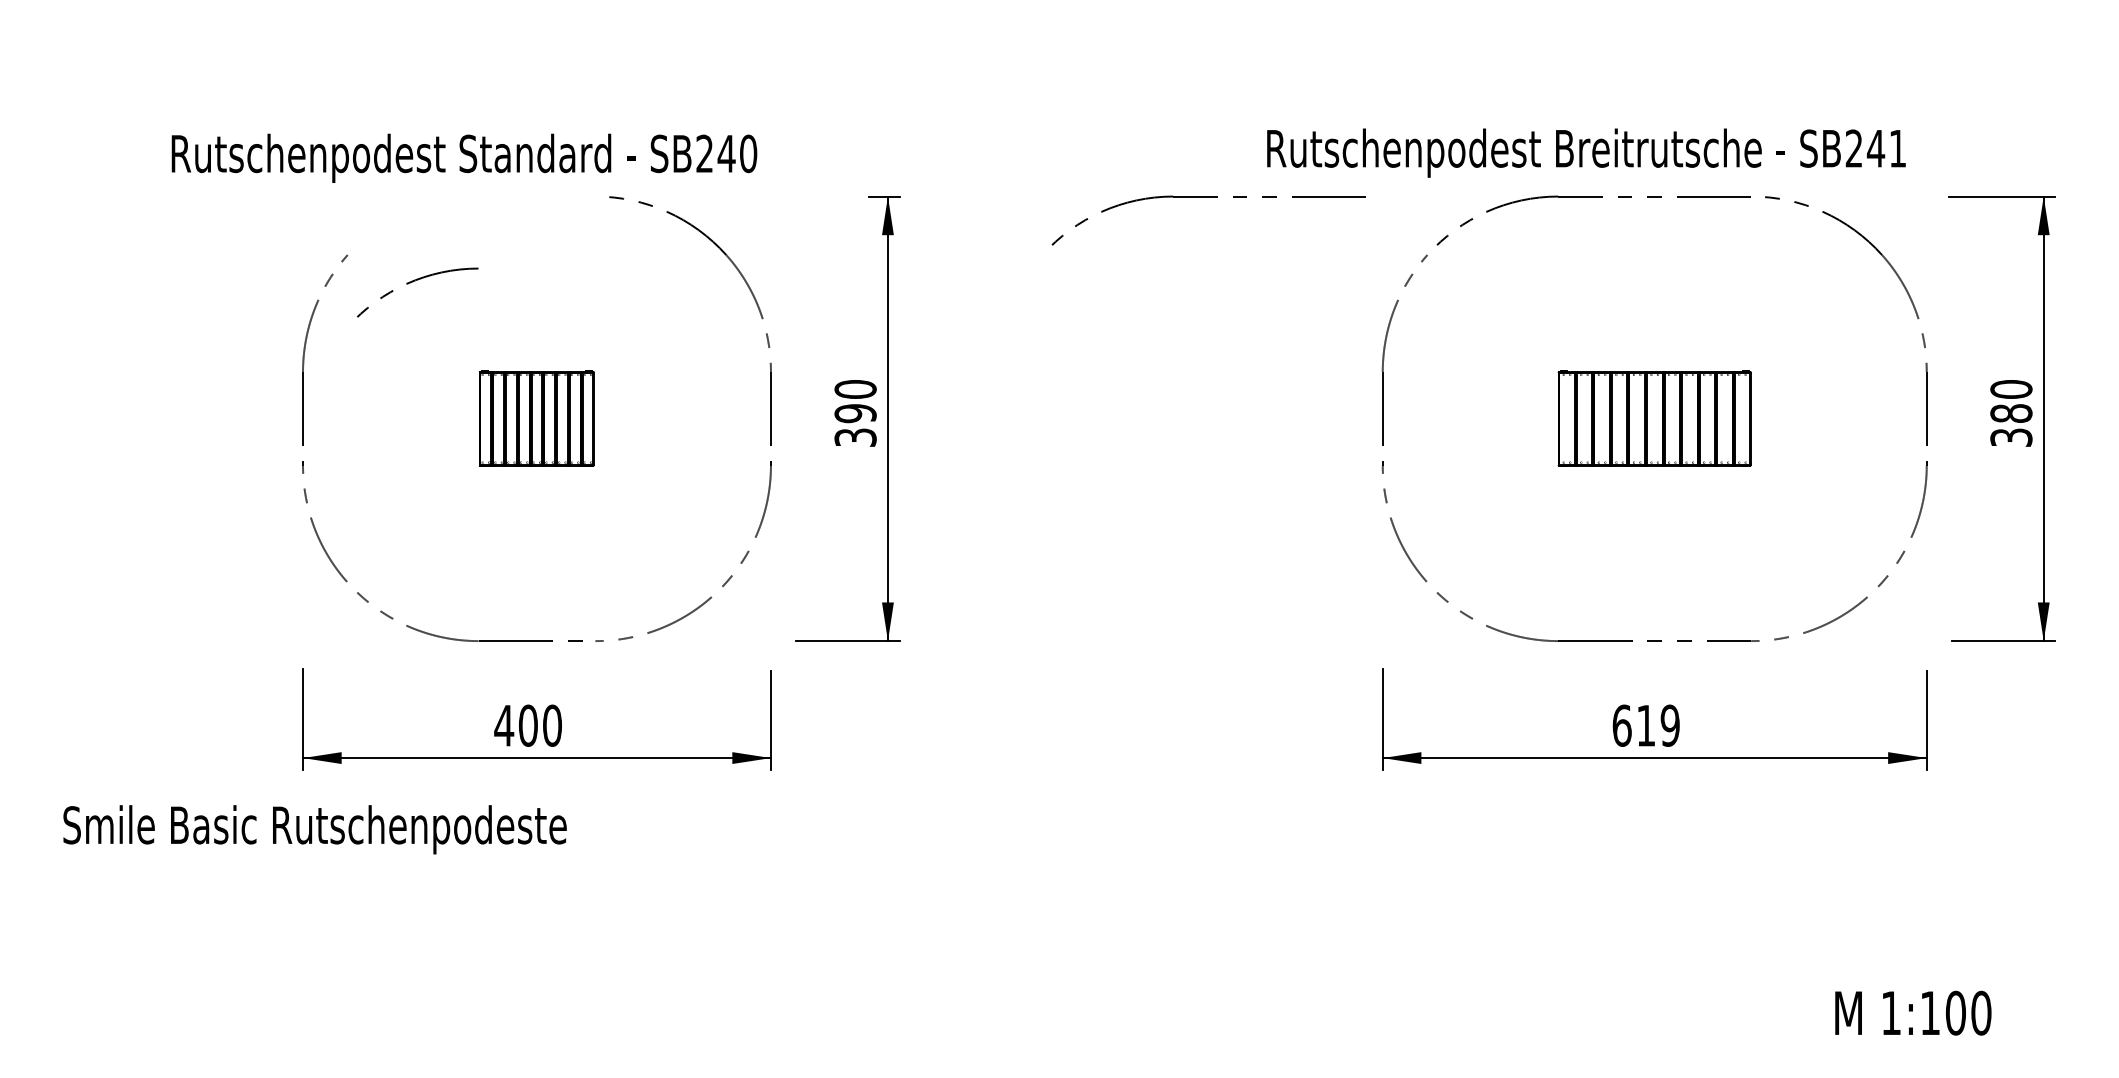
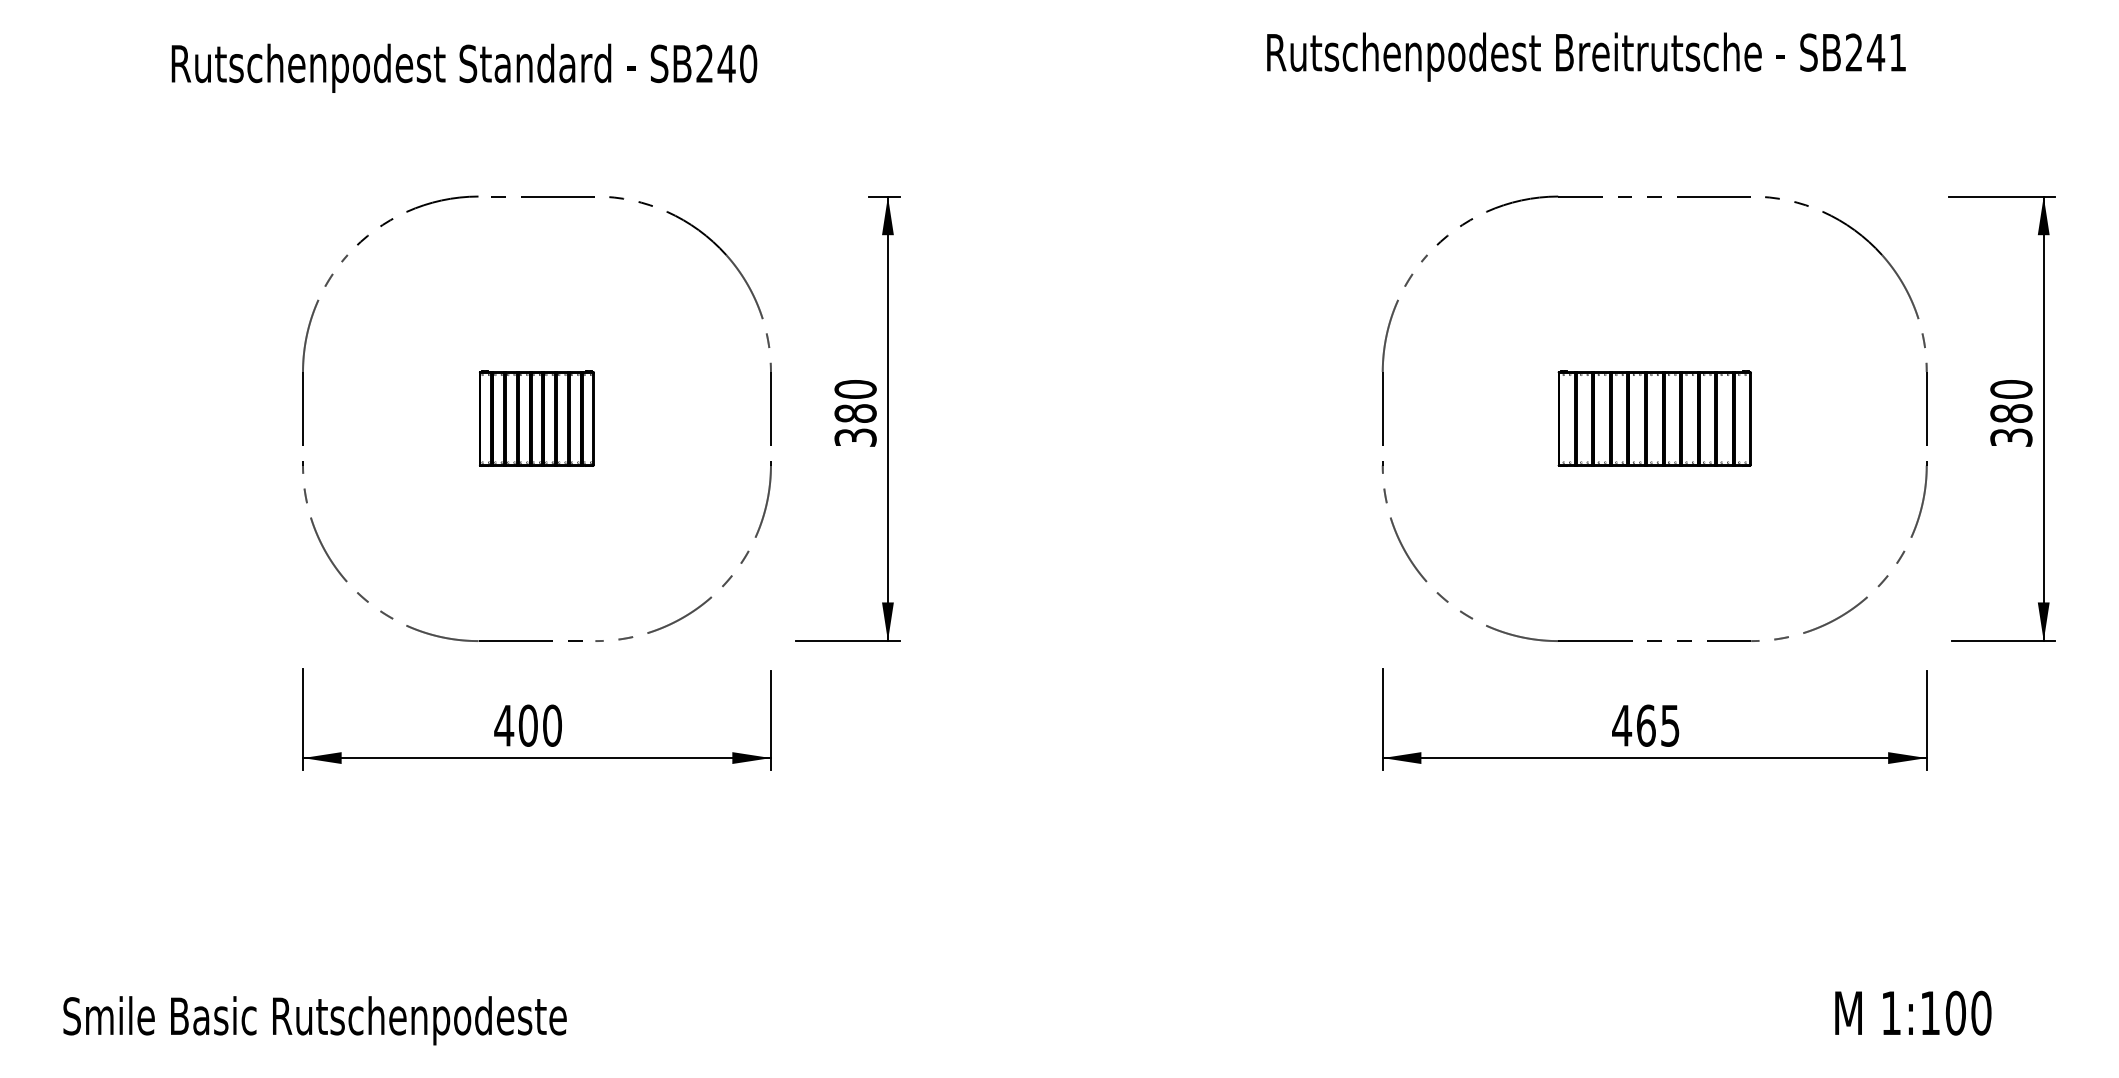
text position: (1586, 152) -> (1586, 56) (1586, 56)
text position: (464, 157) -> (464, 67) (464, 67)
line: none -> present (542, 196)
part: present -> none (1208, 197)
arc position: (413, 282) -> (413, 210) (413, 210)
text: 390 -> 380 (855, 413)
text: 619 -> 465 (1645, 725)
text position: (314, 829) -> (314, 1020) (314, 1020)
